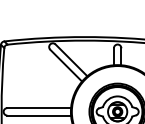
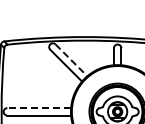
line: solid -> dashed (71, 60)
line: solid -> dashed (39, 108)
